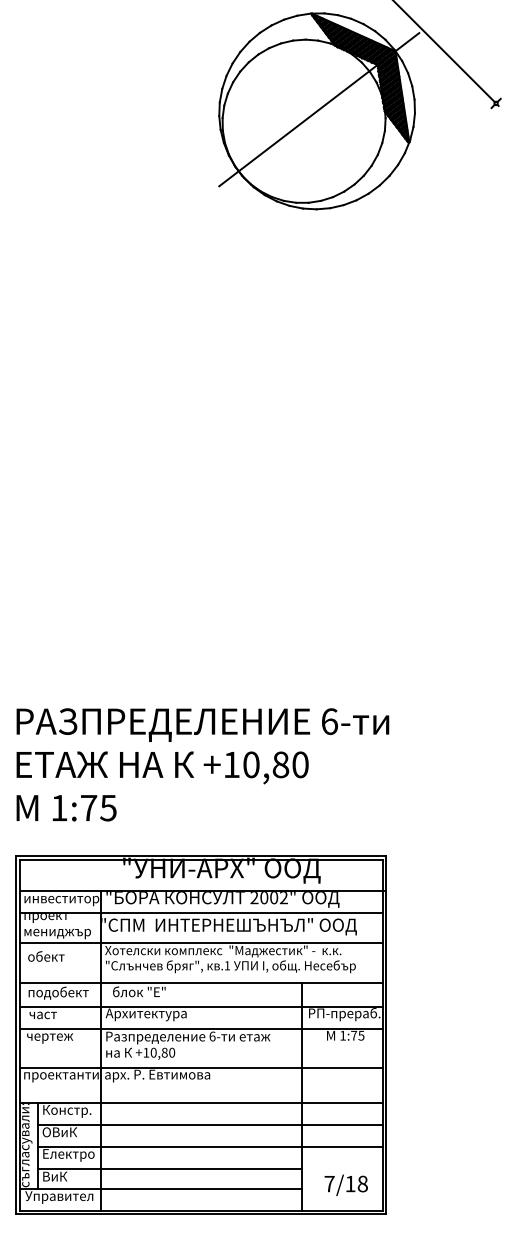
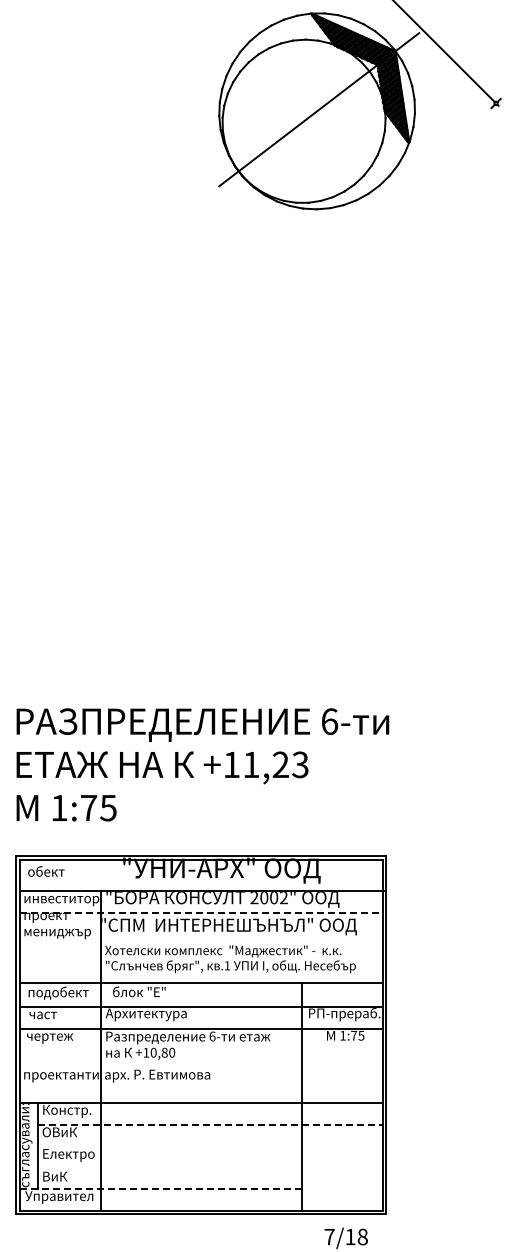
text: +10,80 -> +11,23 (275, 764)
line: solid -> dashed (202, 913)
line: present -> none (201, 943)
text position: (46, 956) -> (46, 871) (46, 871)
line: present -> none (201, 1068)
line: solid -> dashed (210, 1124)
line: present -> none (210, 1146)
line: present -> none (169, 1169)
text position: (345, 1184) -> (345, 1237) (345, 1237)
line: solid -> dashed (161, 1189)
